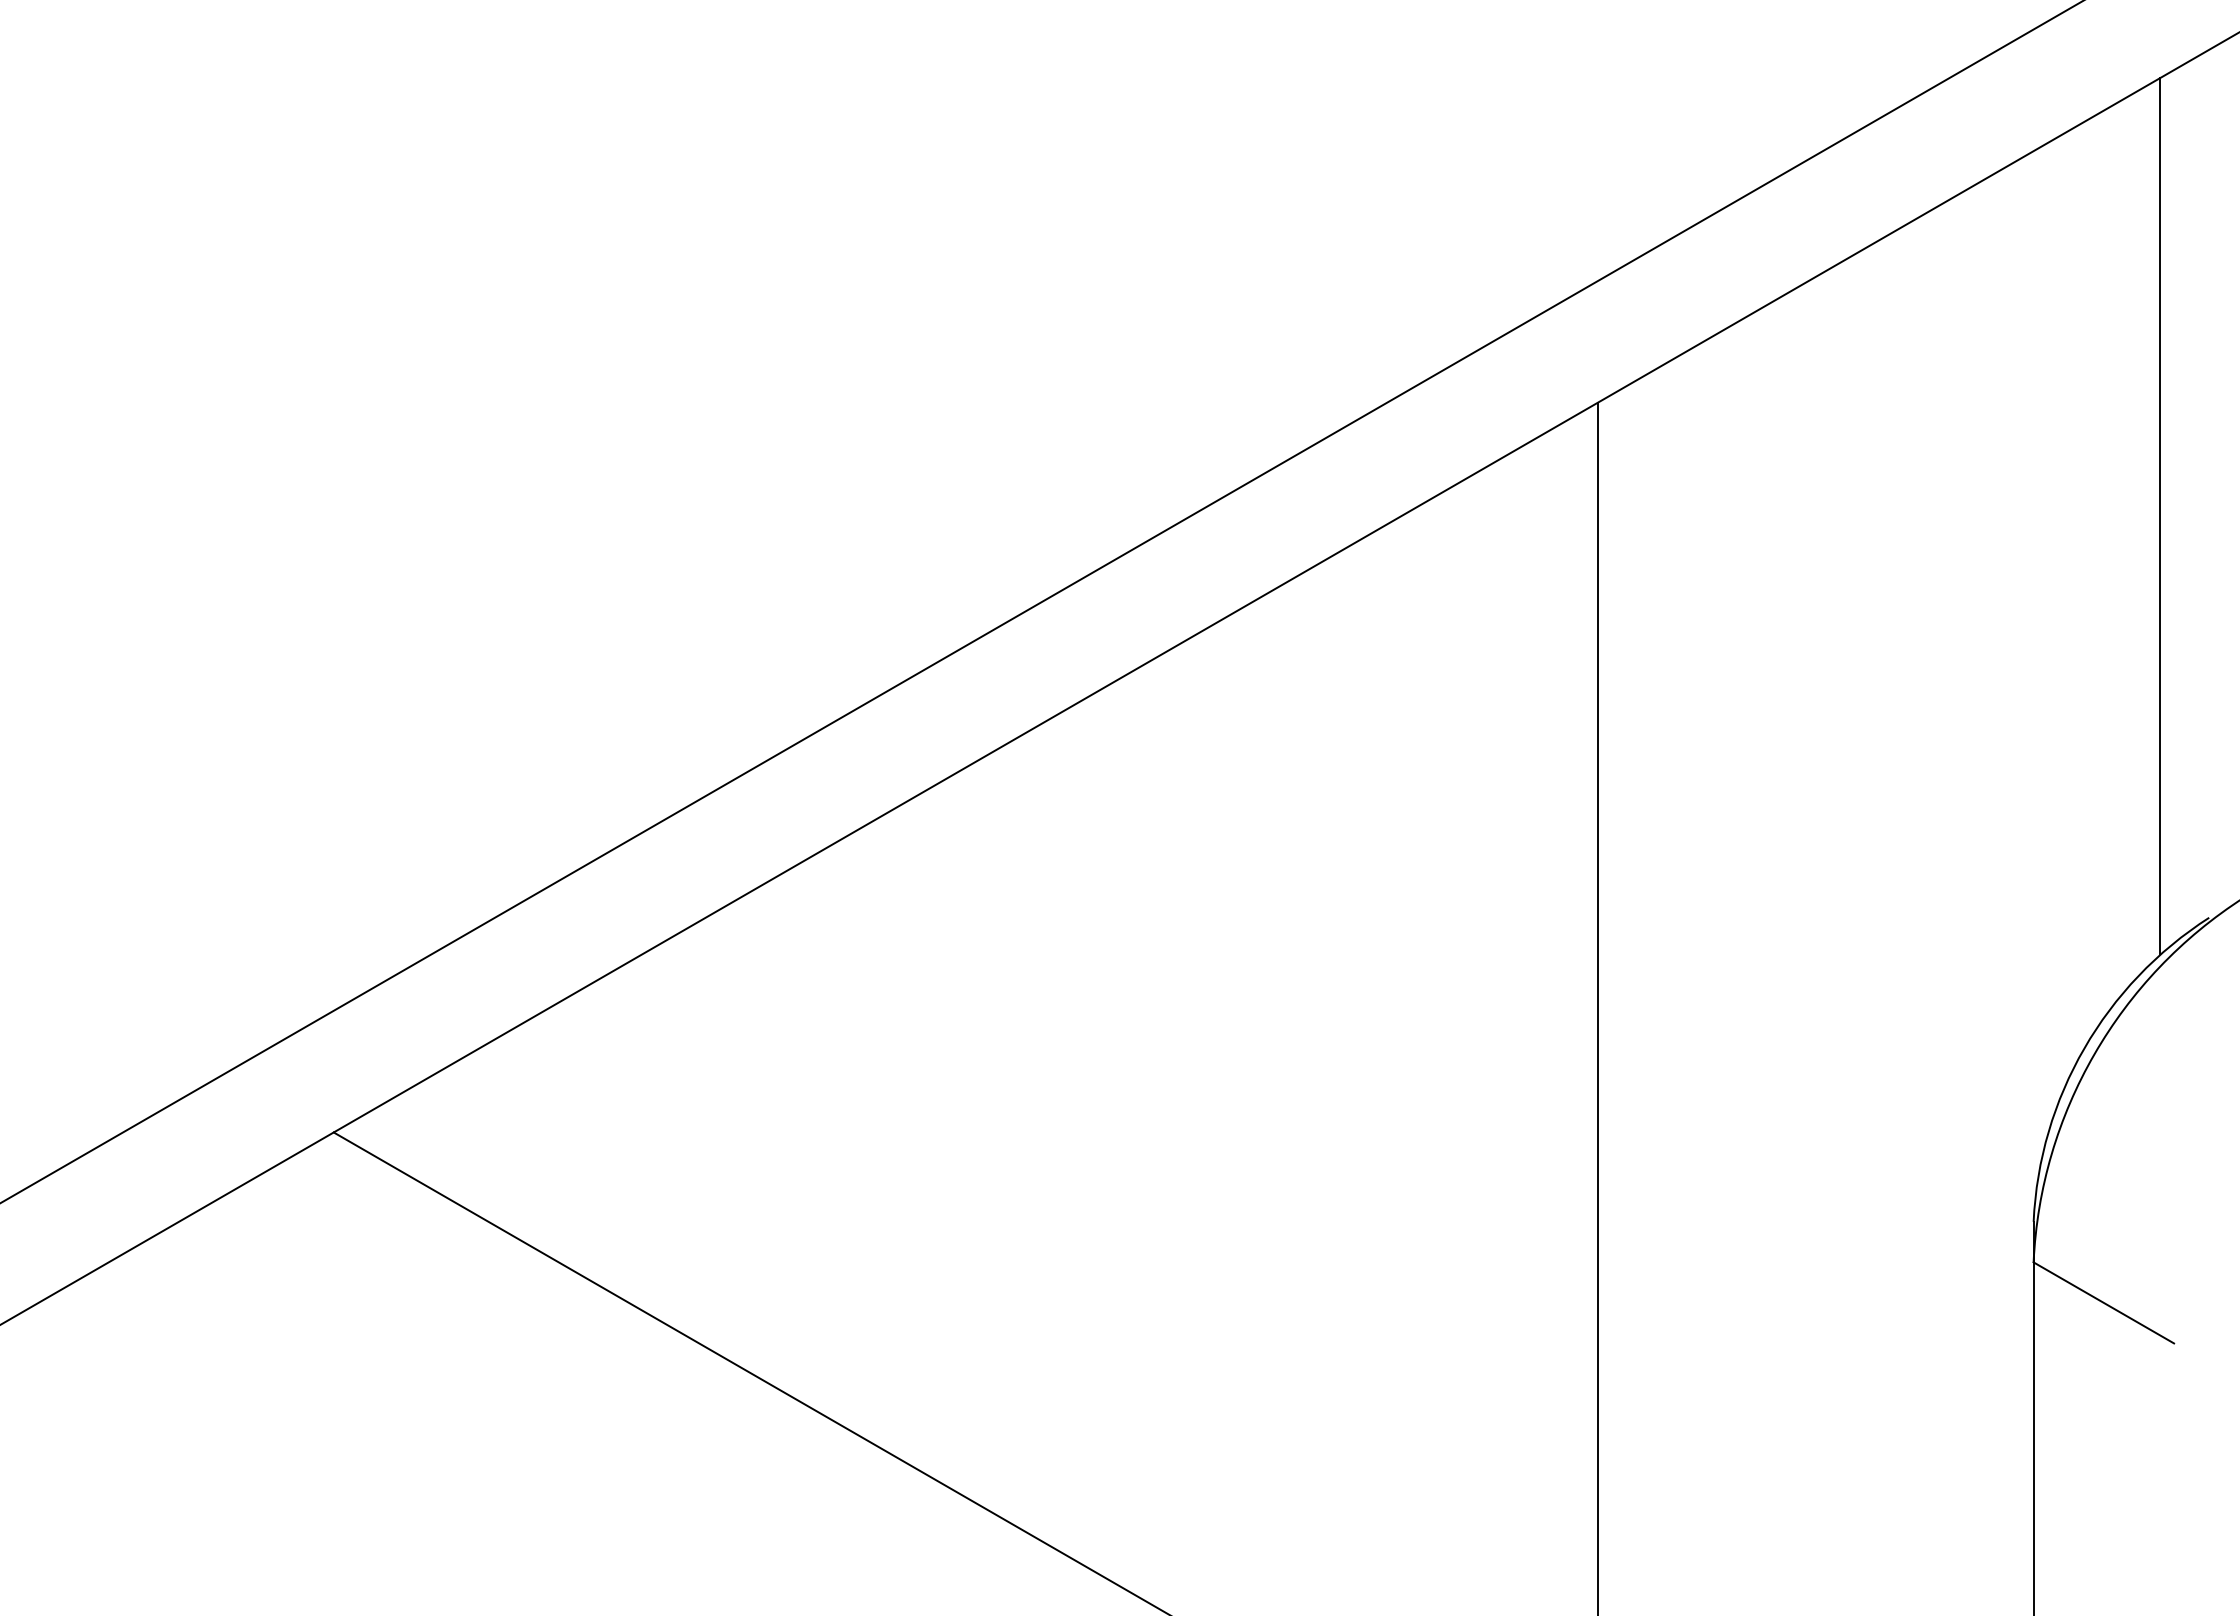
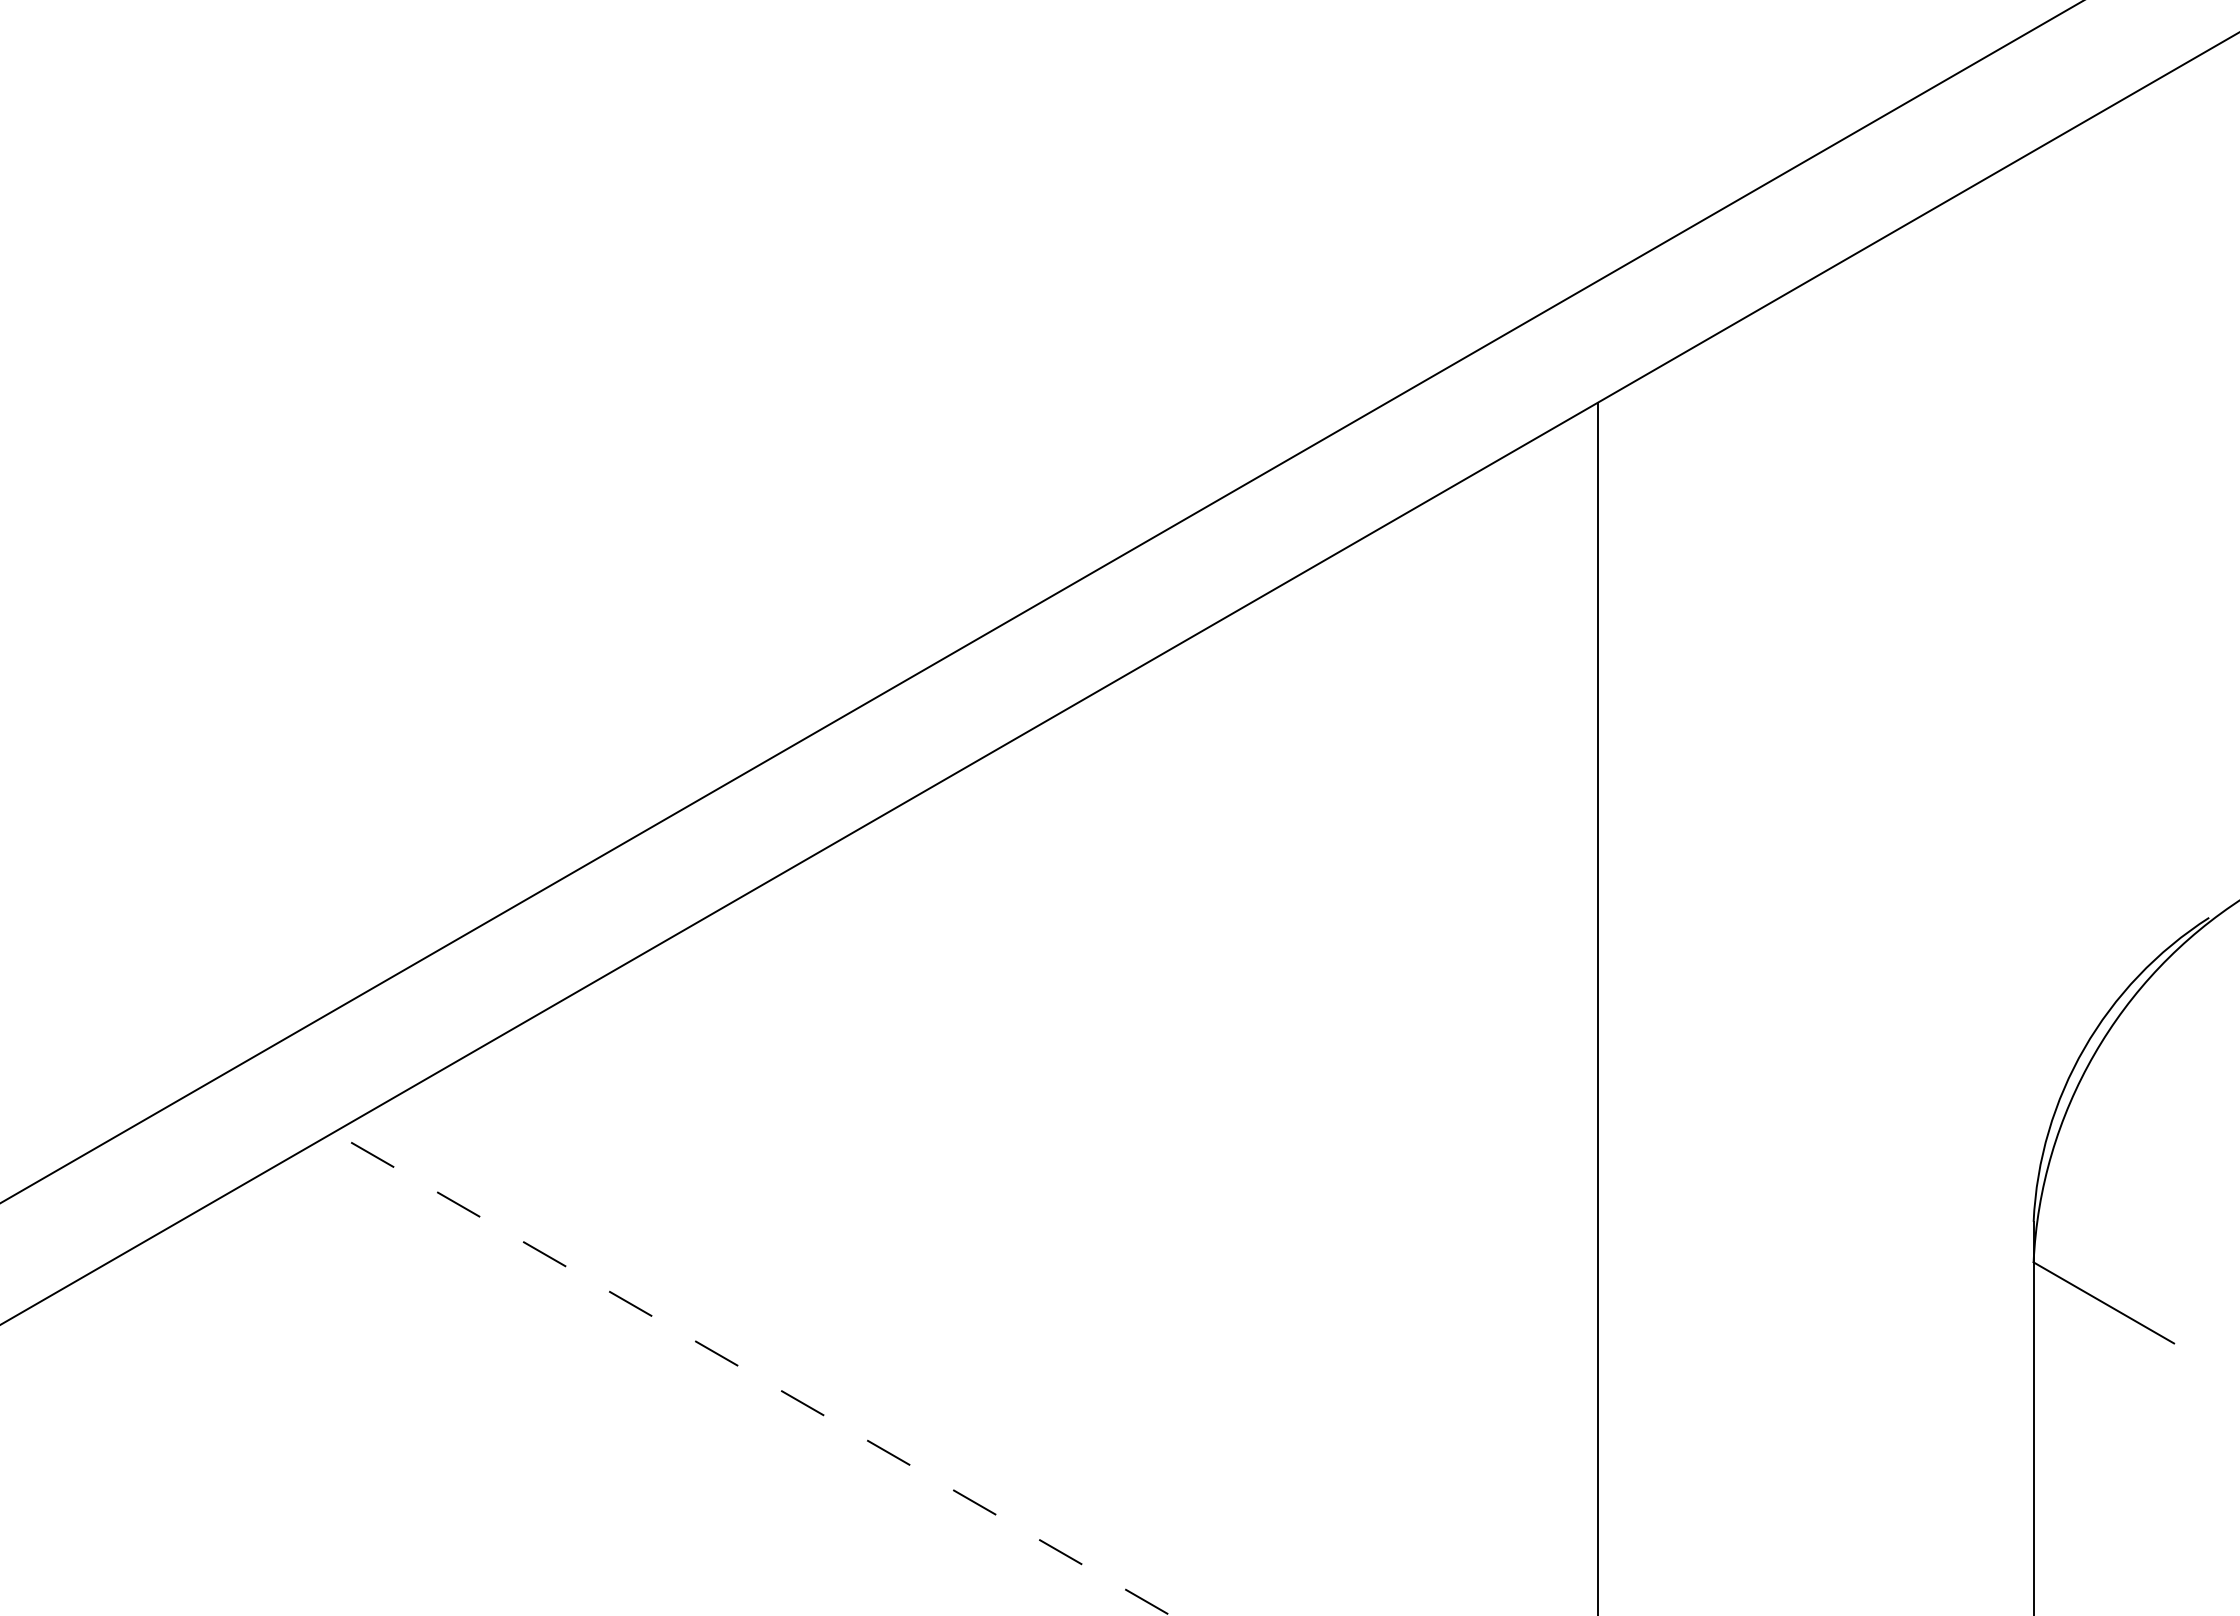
line: present -> none (2160, 516)
line: solid -> dashed (751, 1373)
